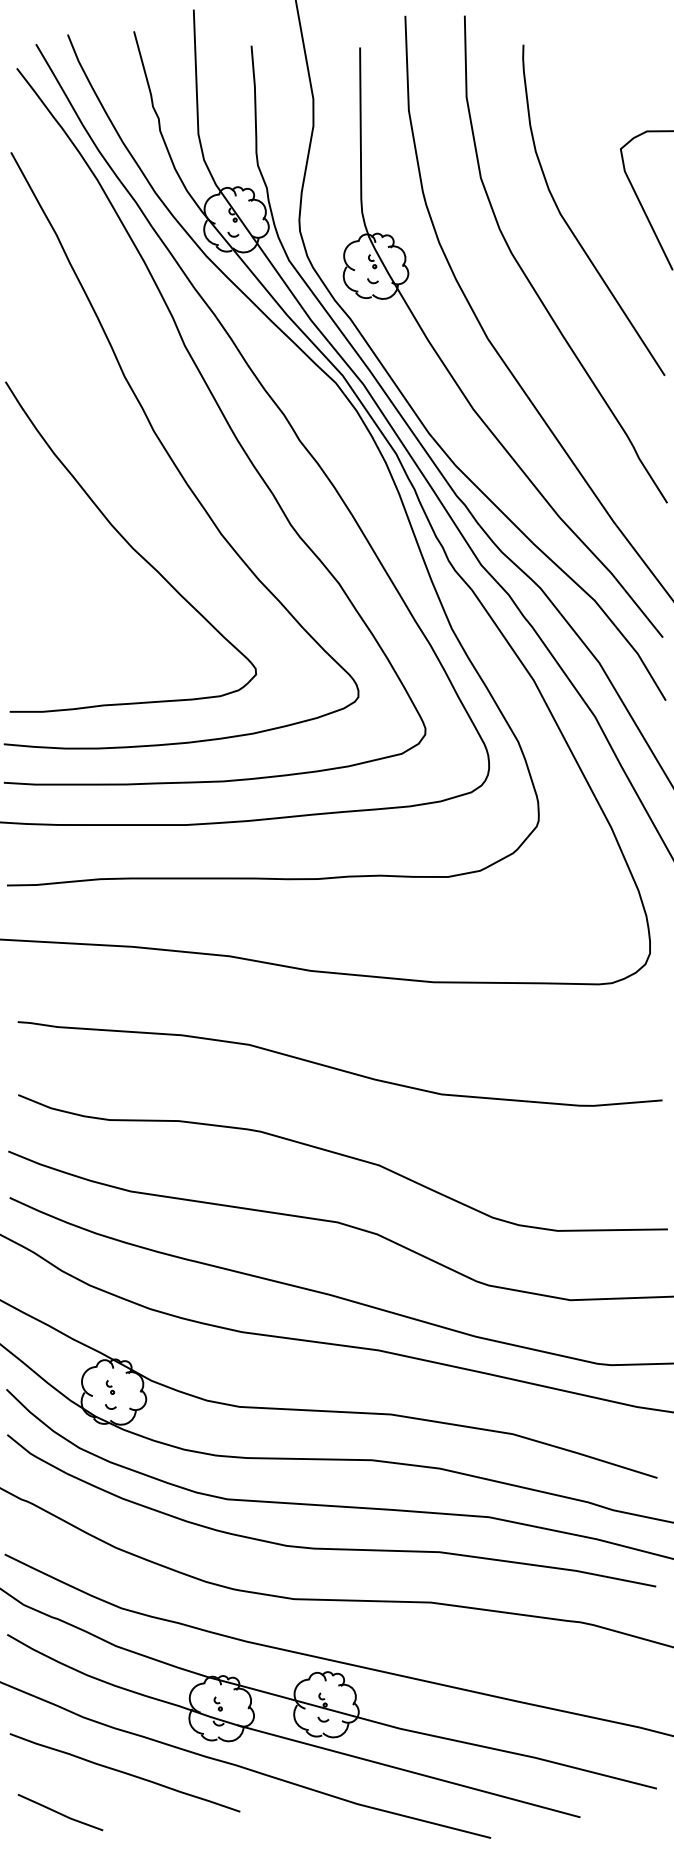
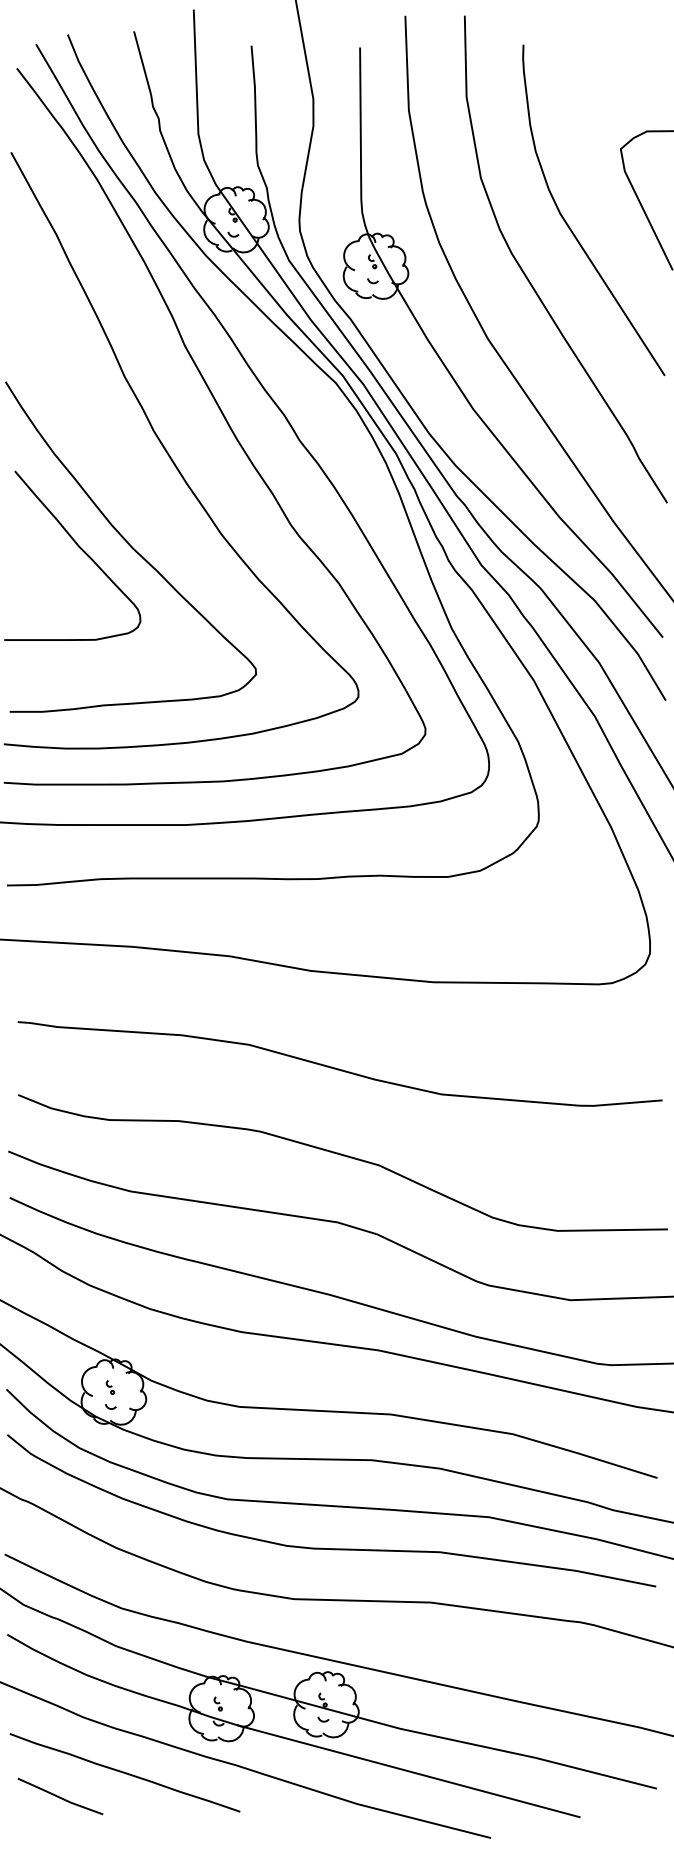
curve: none -> present (79, 548)
line position: (60, 1812) -> (60, 1796) (60, 1796)
